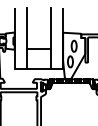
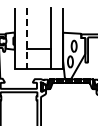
line: solid -> dashed (26, 38)
